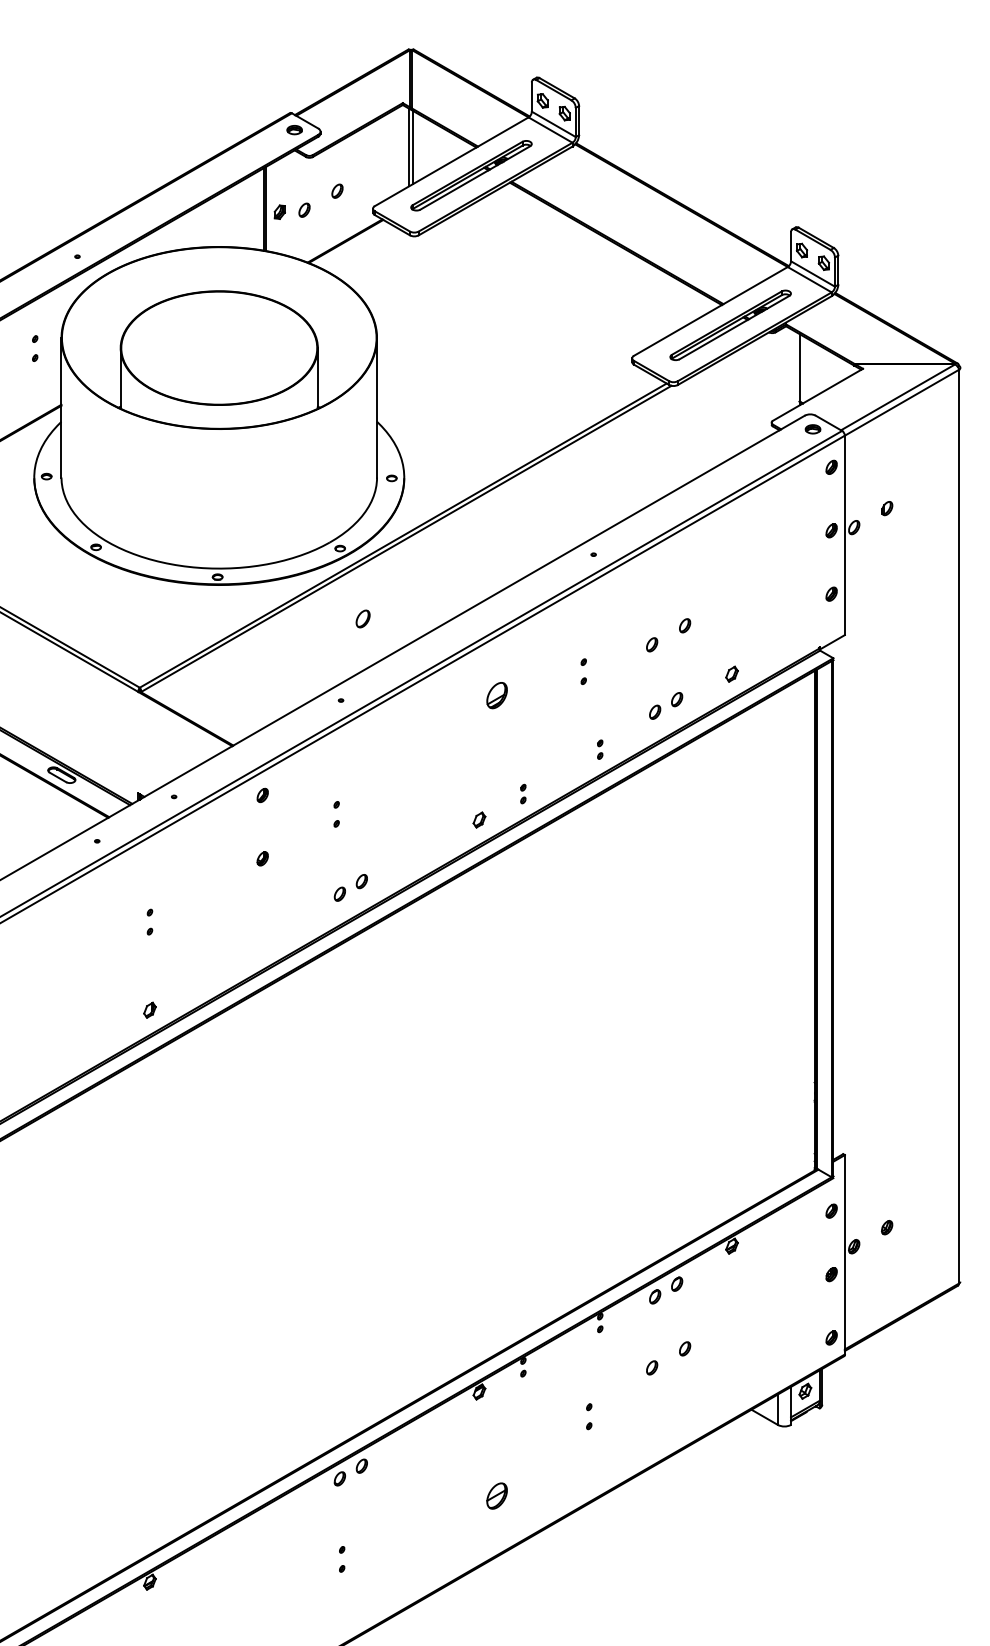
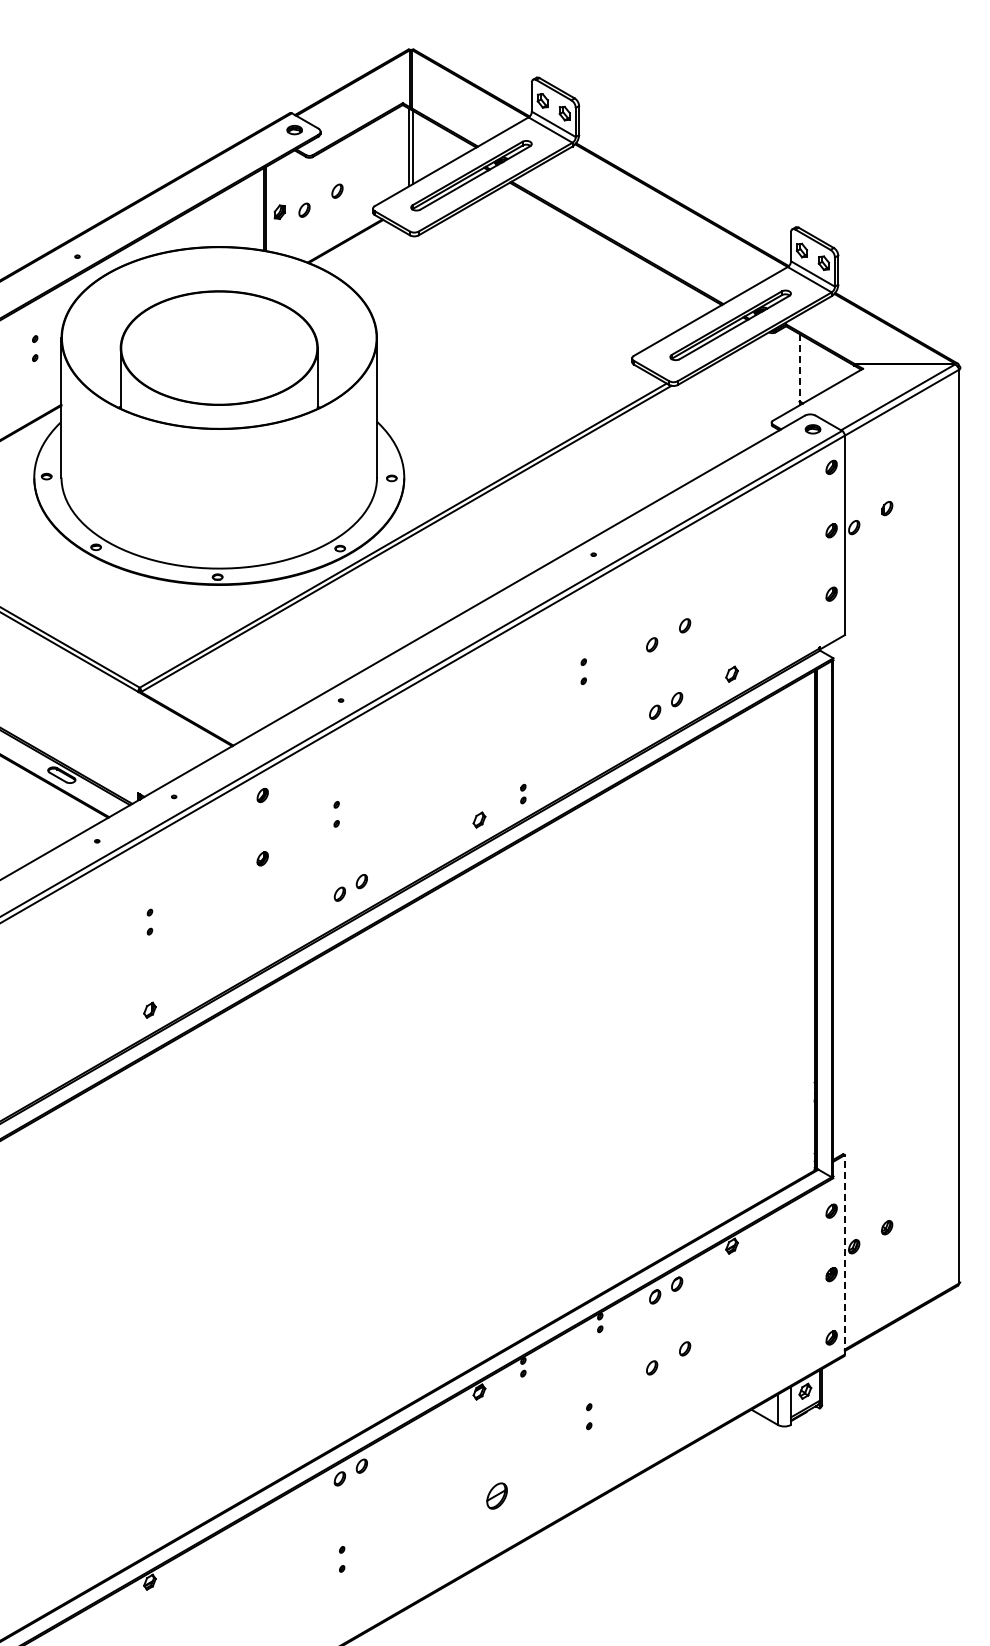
line: solid -> dashed (799, 369)
part: present -> none (362, 618)
part: present -> none (496, 695)
part: present -> none (600, 749)
line: solid -> dashed (844, 1254)
